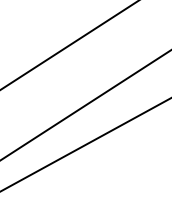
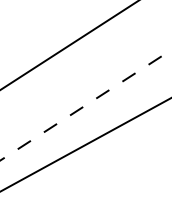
line: solid -> dashed (85, 105)
